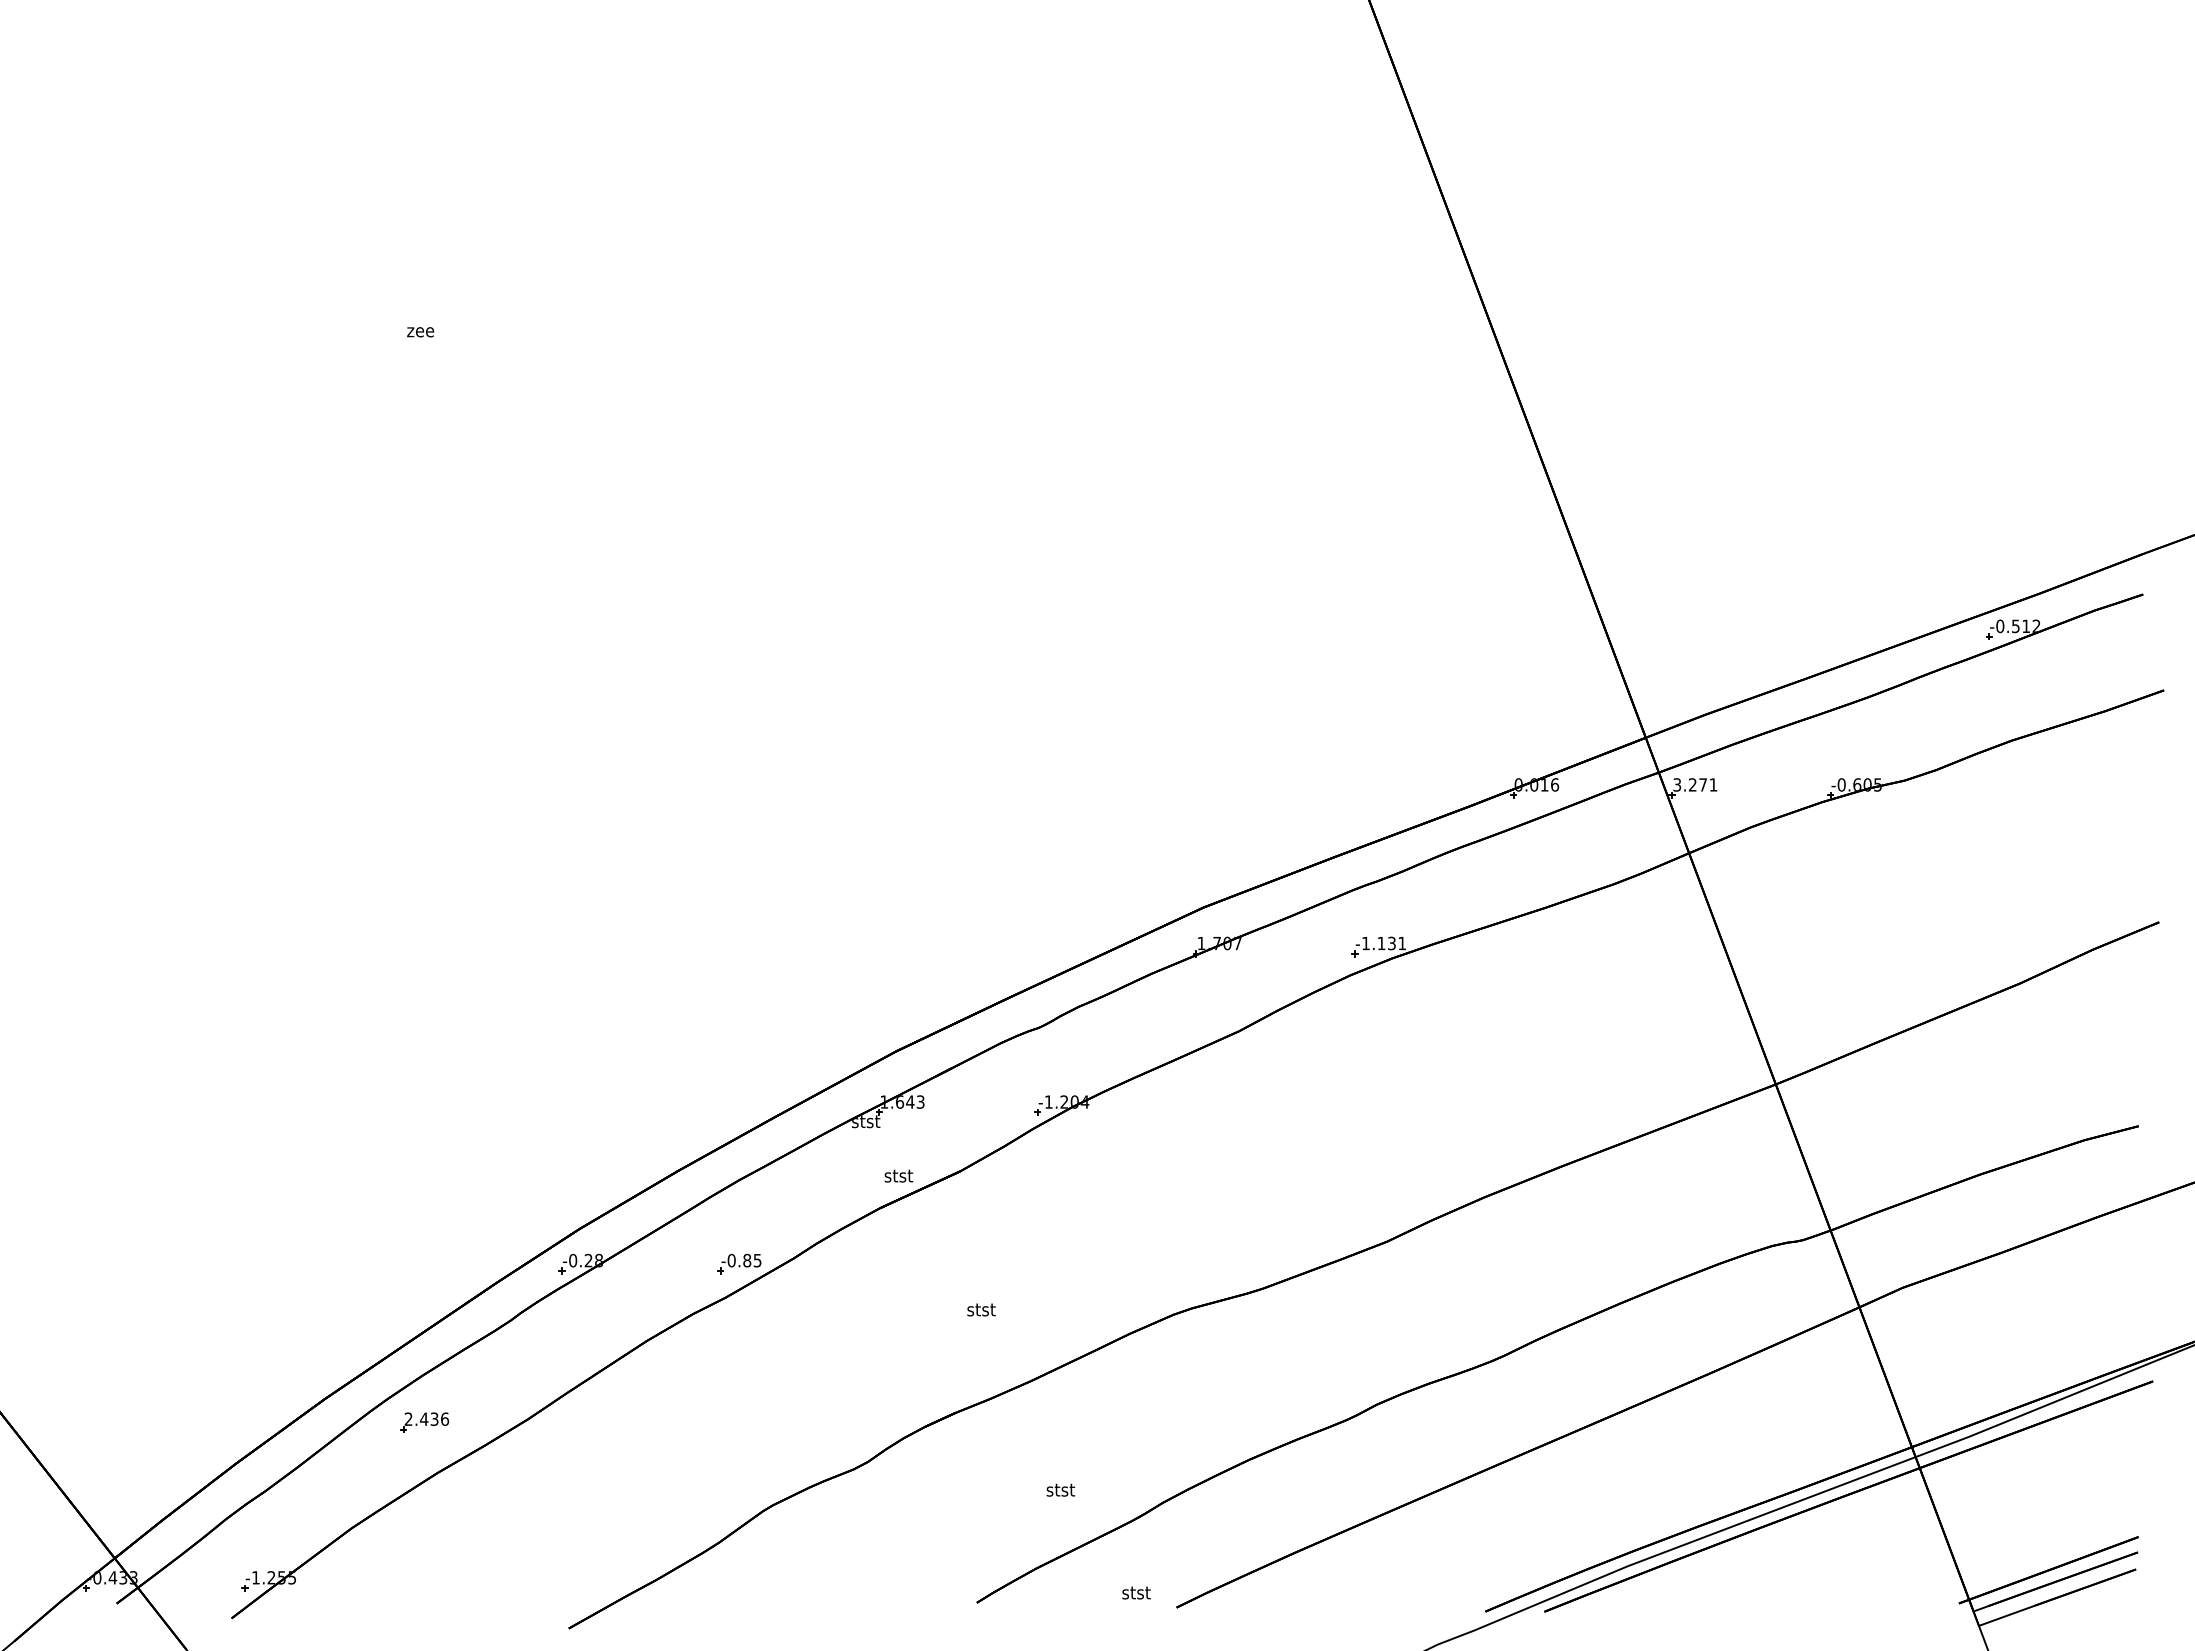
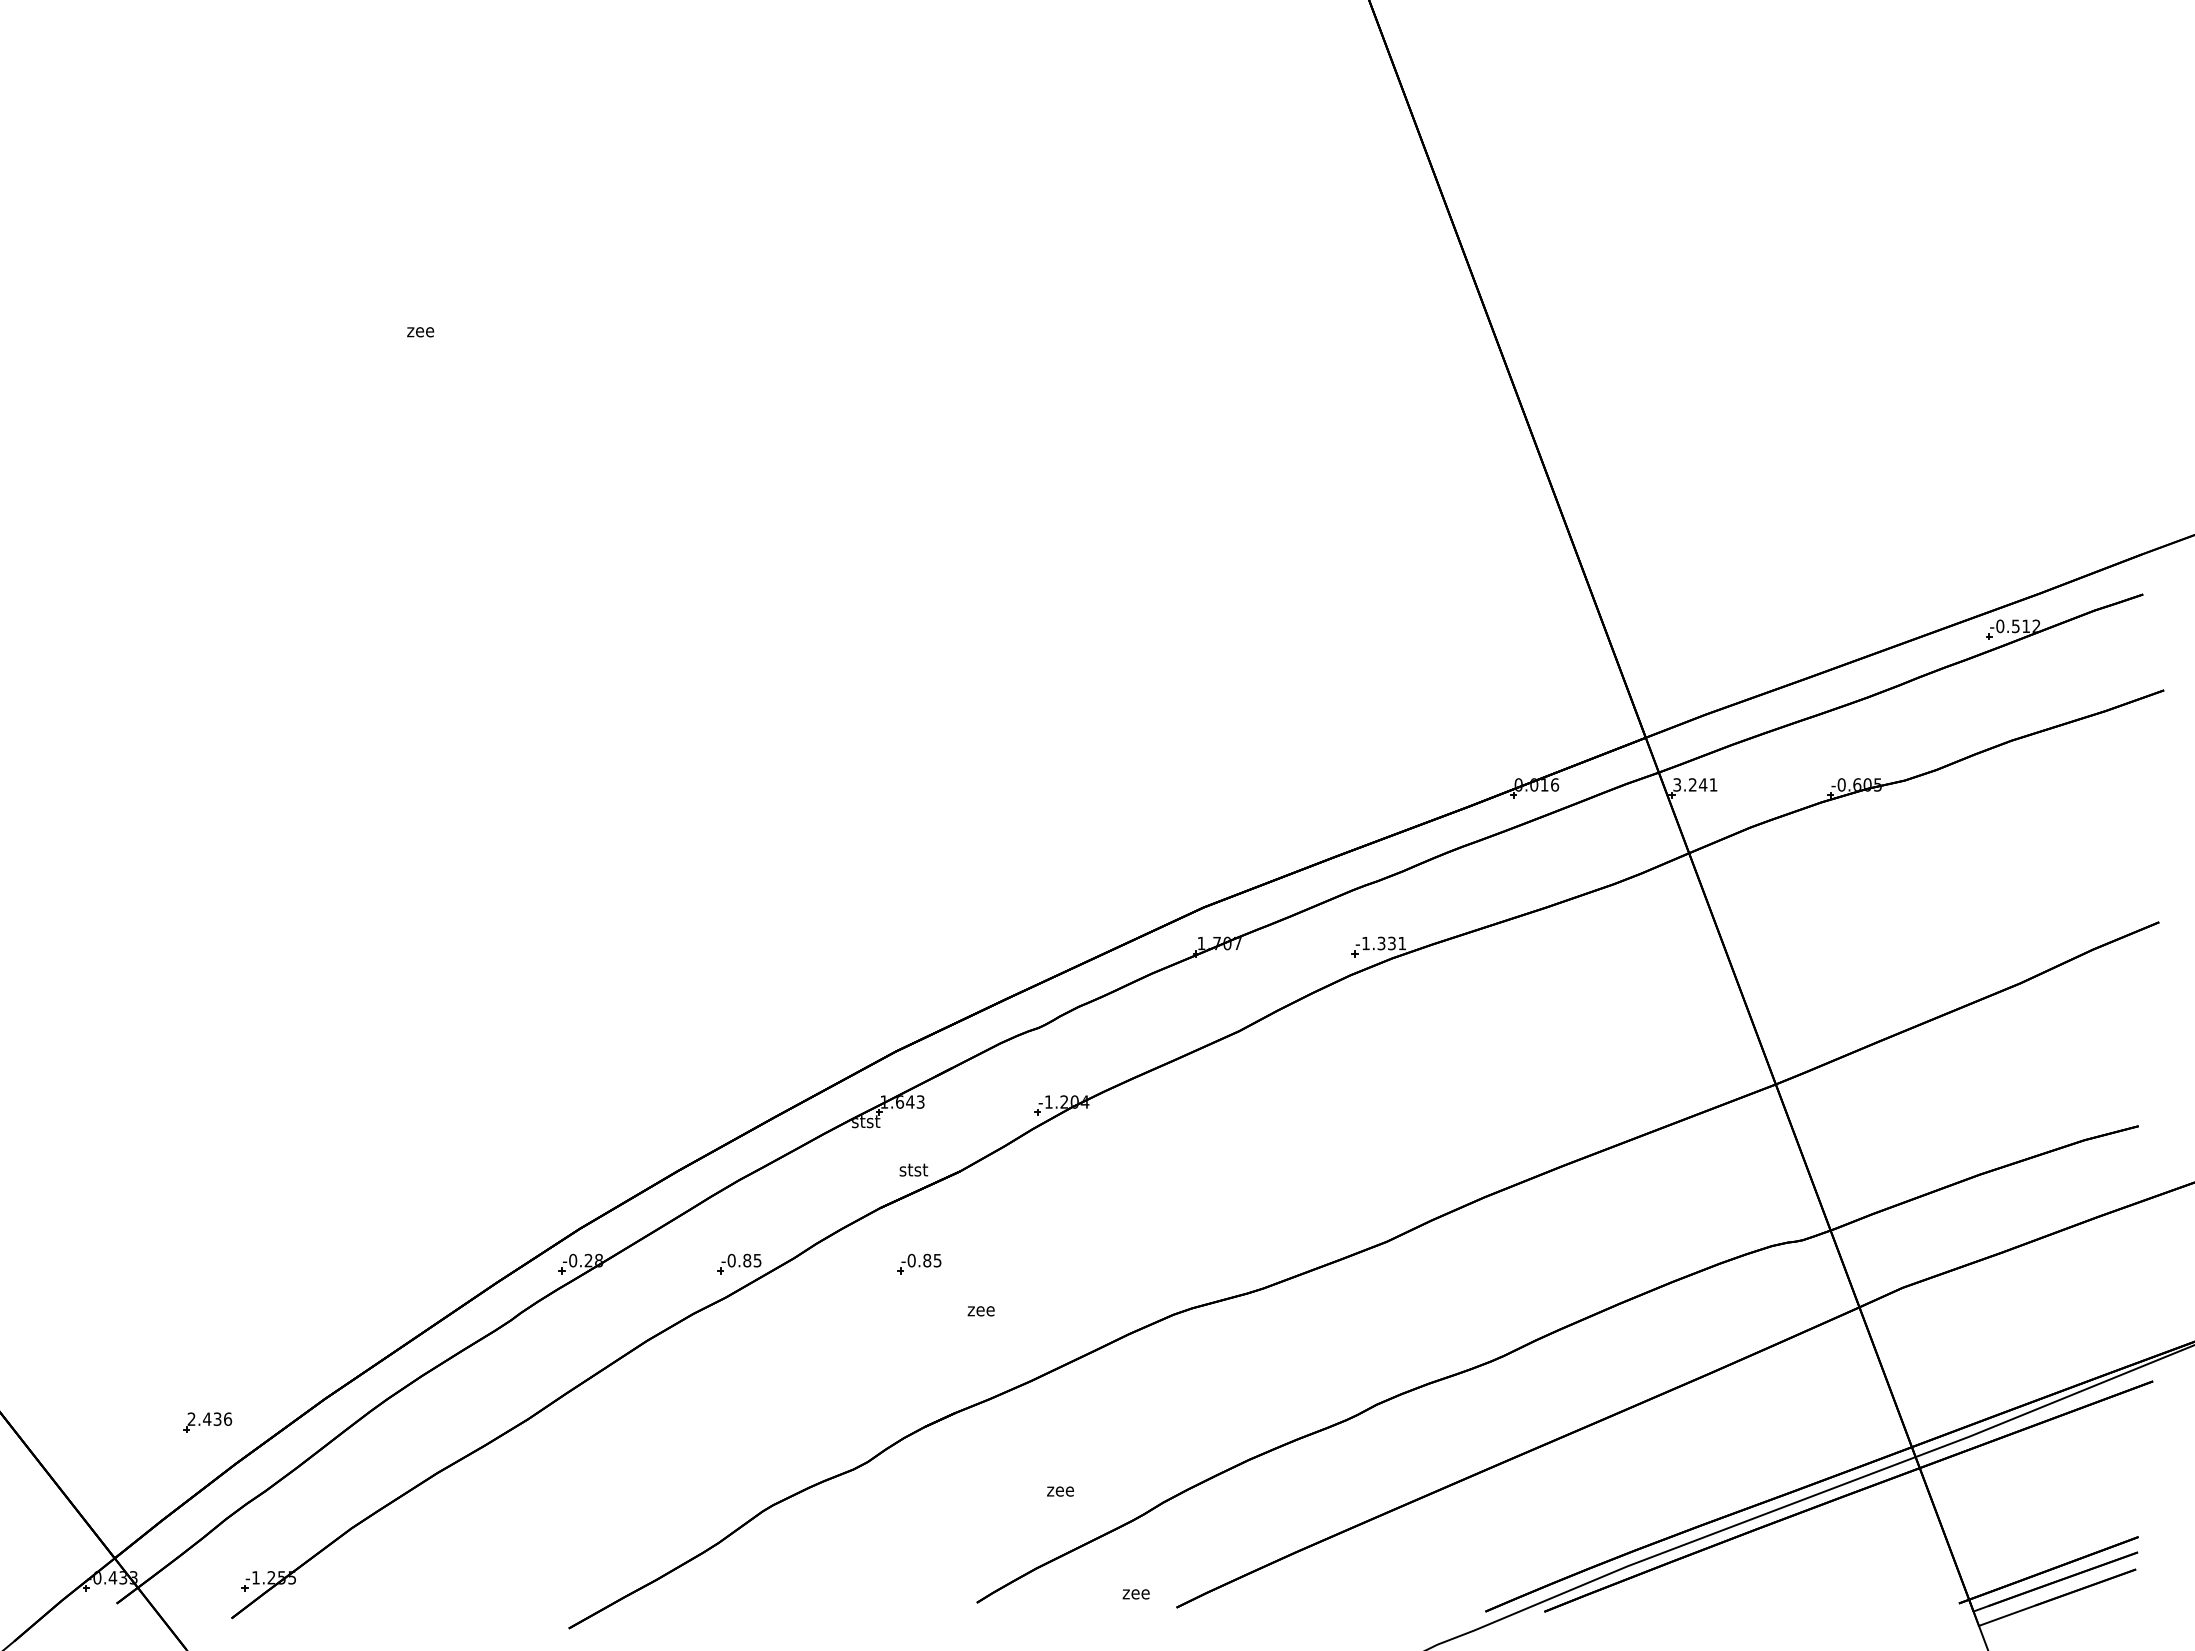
text: 3.271 -> 3.241 (1702, 784)
text: -1.131 -> -1.331 (1381, 943)
text position: (898, 1175) -> (913, 1169) (913, 1169)
part: none -> present (919, 1263)
text: stst -> zee (981, 1309)
part position: (424, 1422) -> (207, 1422) (207, 1422)
text: stst -> zee (1060, 1489)
text: stst -> zee (1136, 1592)
